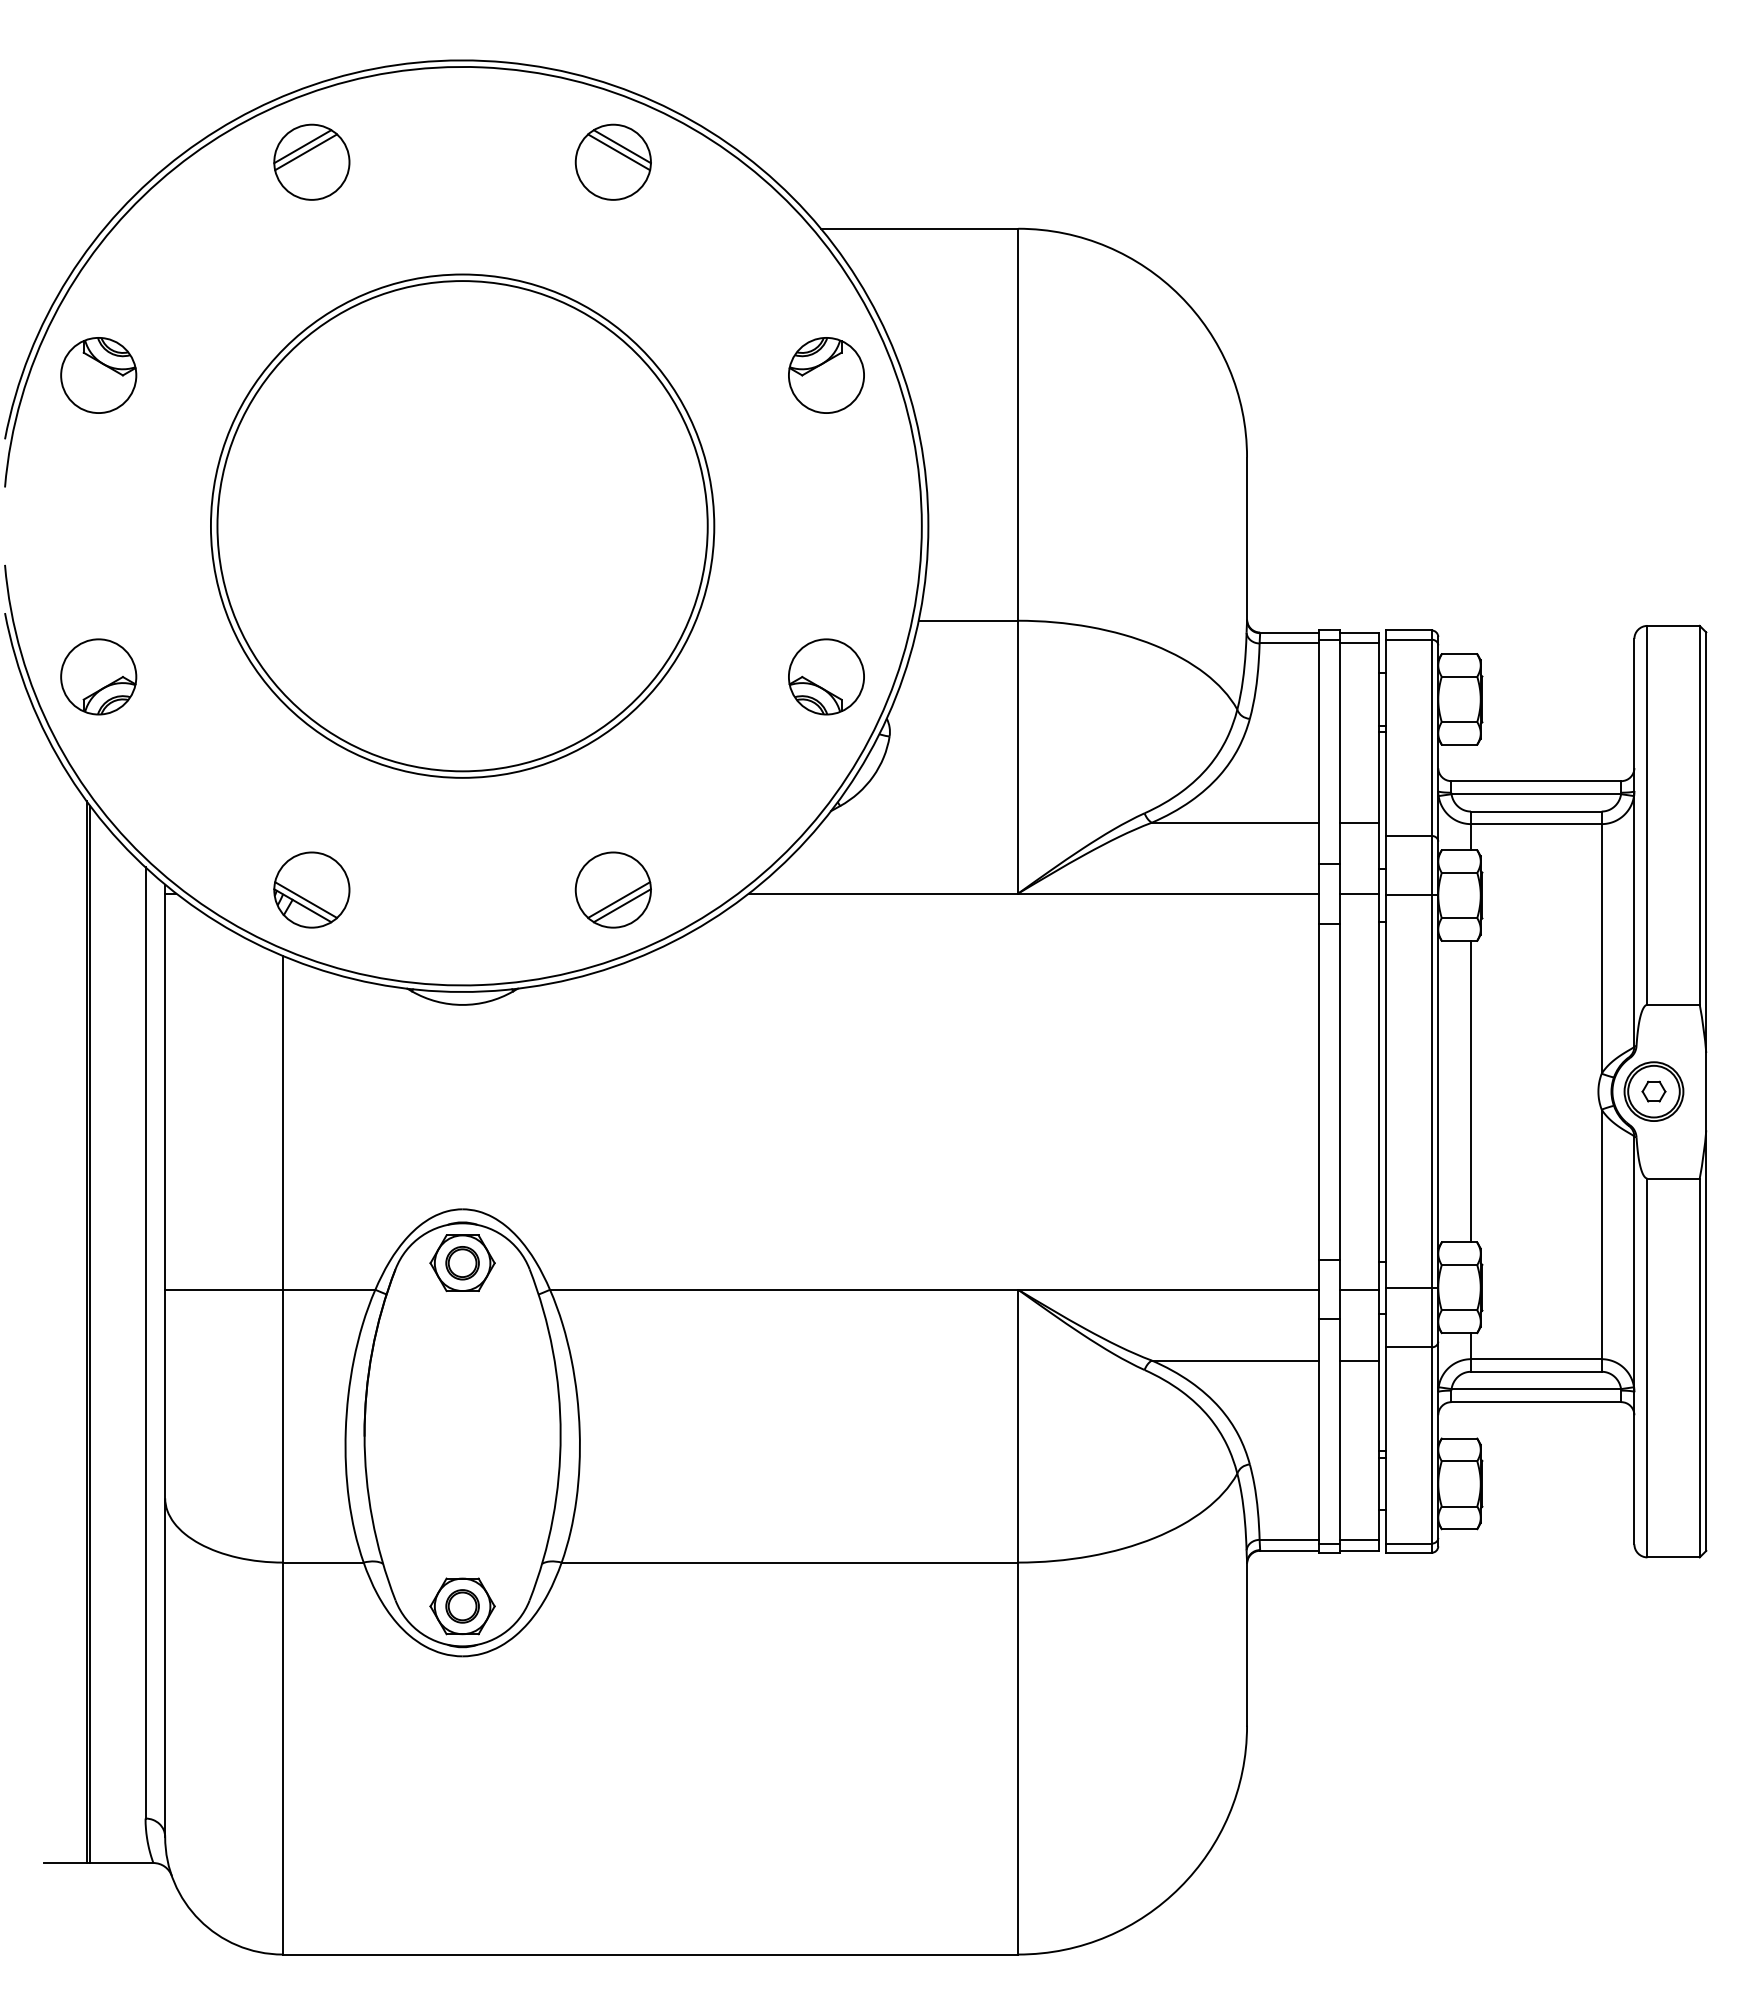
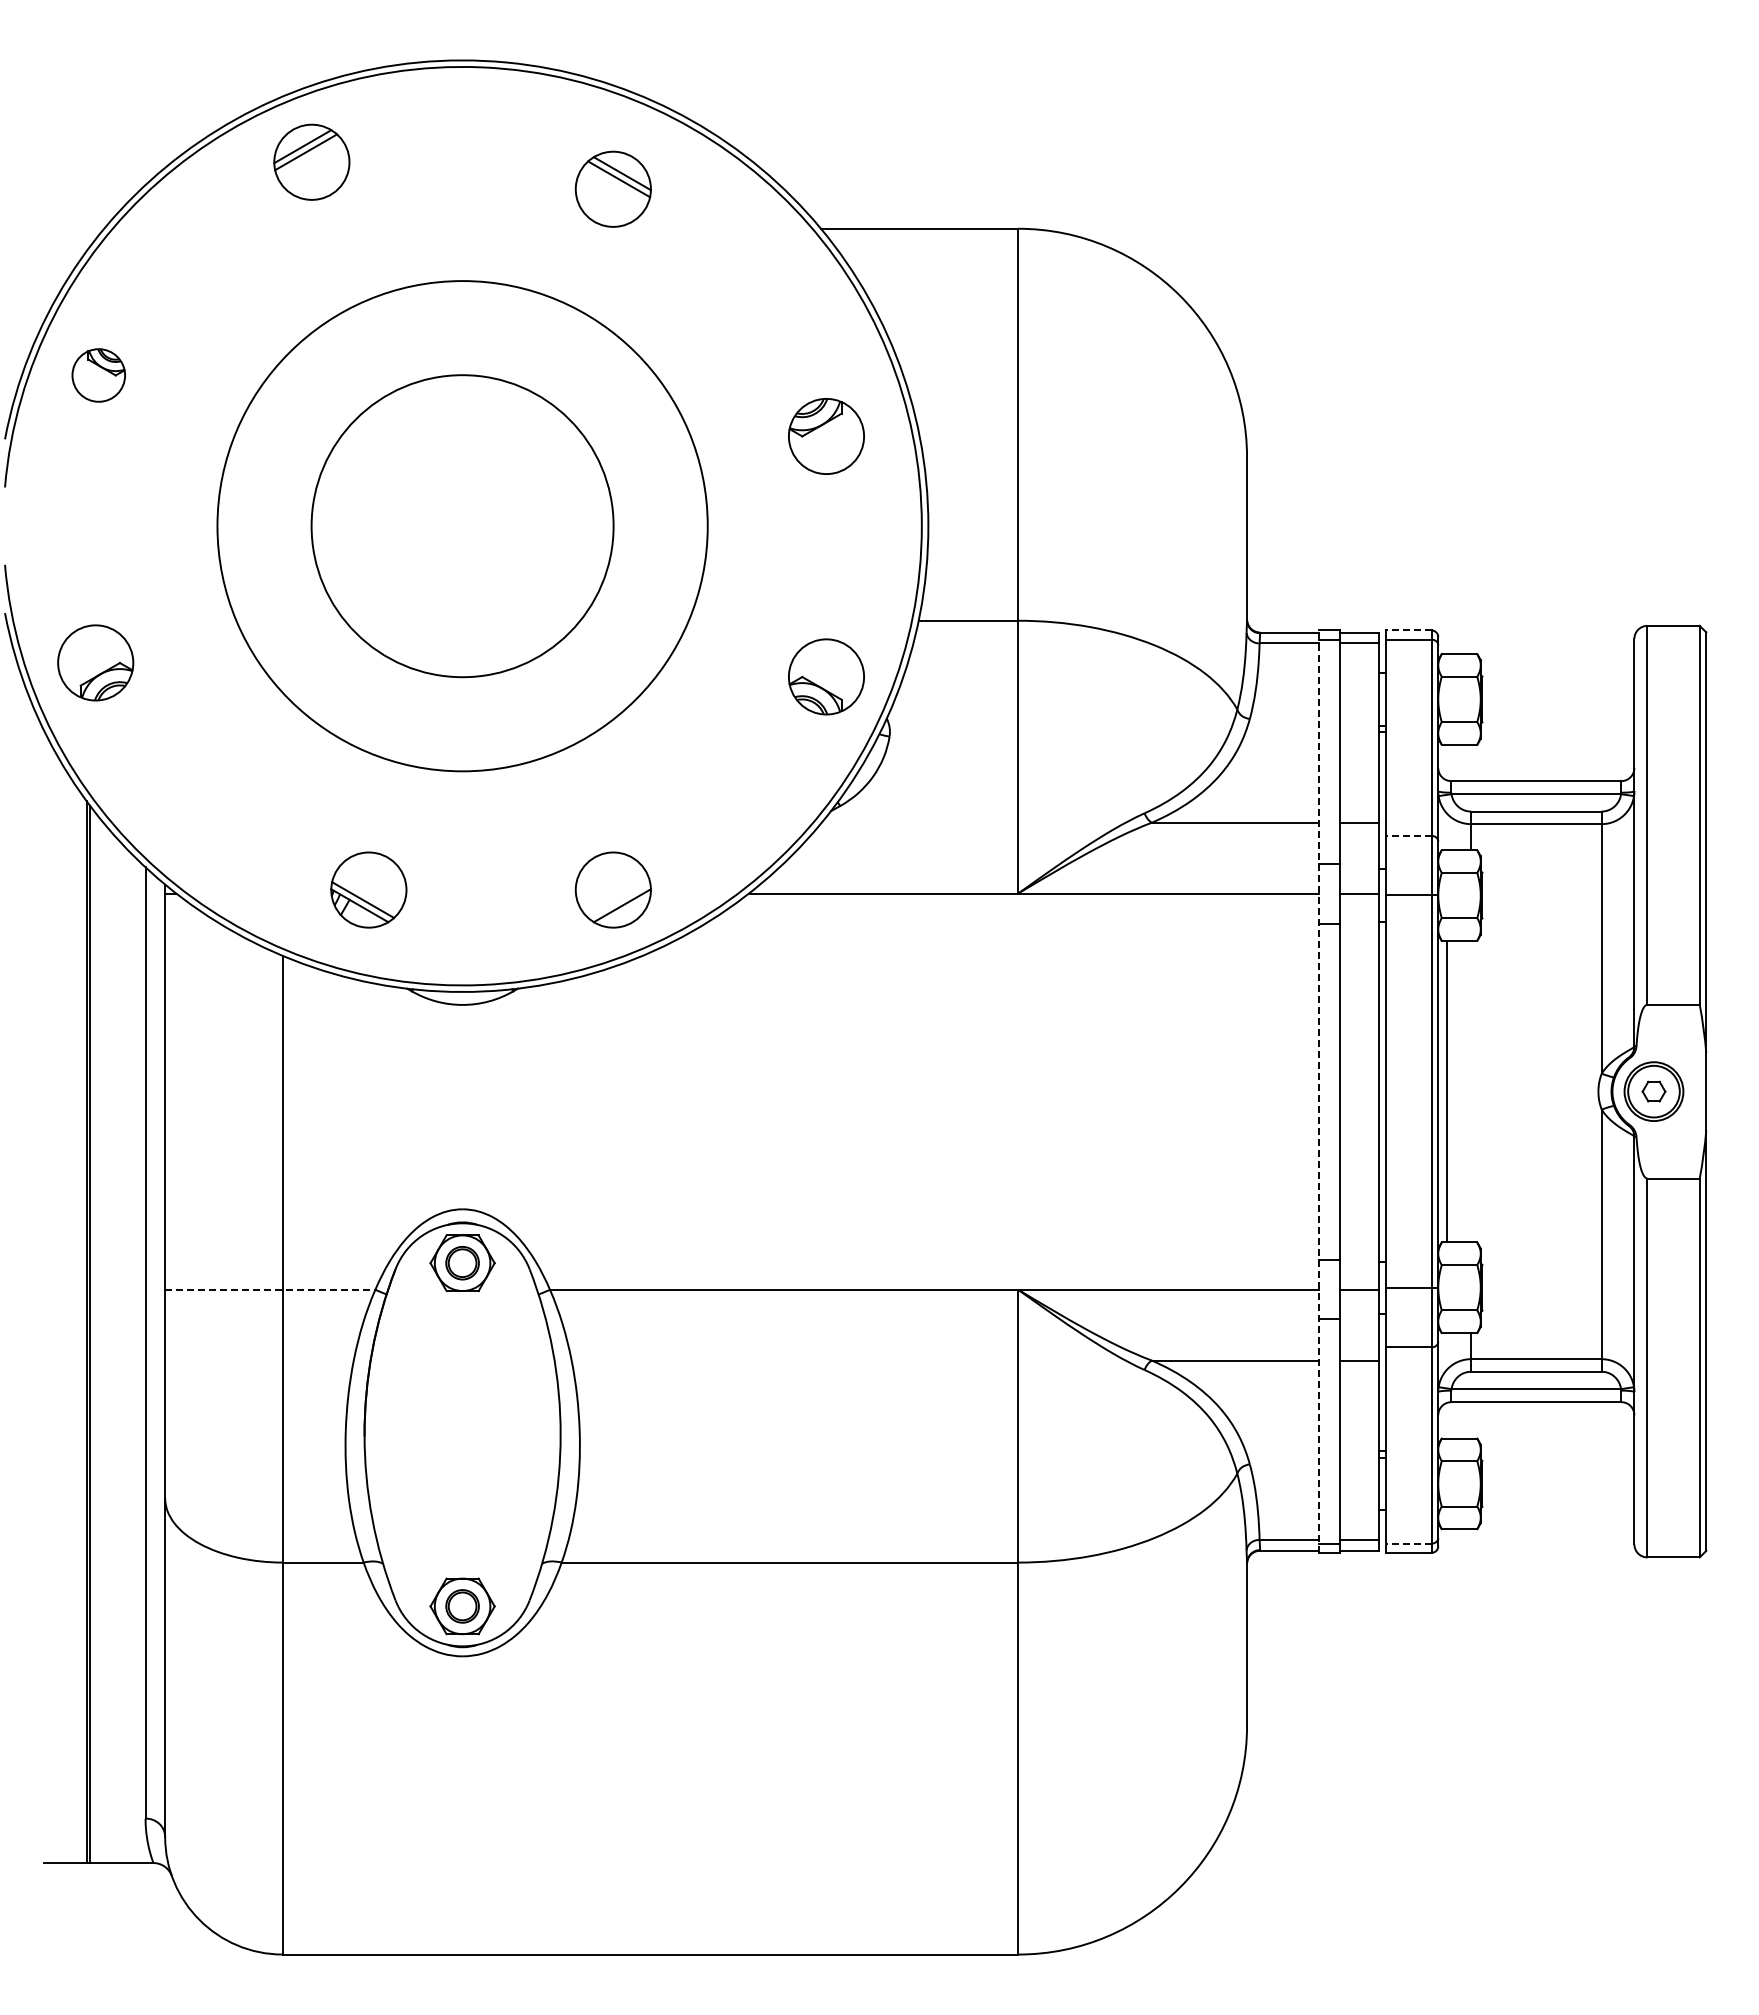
part position: (612, 161) -> (612, 188) (612, 188)
part size: 78x77 px -> 55x55 px (98, 375)
part position: (826, 375) -> (826, 436) (826, 436)
circle diameter: 503 px -> 302 px (462, 526)
line: solid -> dashed (1408, 630)
part position: (98, 676) -> (95, 662) (95, 662)
line: solid -> dashed (1408, 835)
part position: (311, 889) -> (368, 889) (368, 889)
line: present -> none (619, 899)
line: solid -> dashed (1318, 1091)
line position: (1470, 1091) -> (1446, 1091) (1446, 1091)
line: solid -> dashed (270, 1289)
line: solid -> dashed (1408, 1543)
